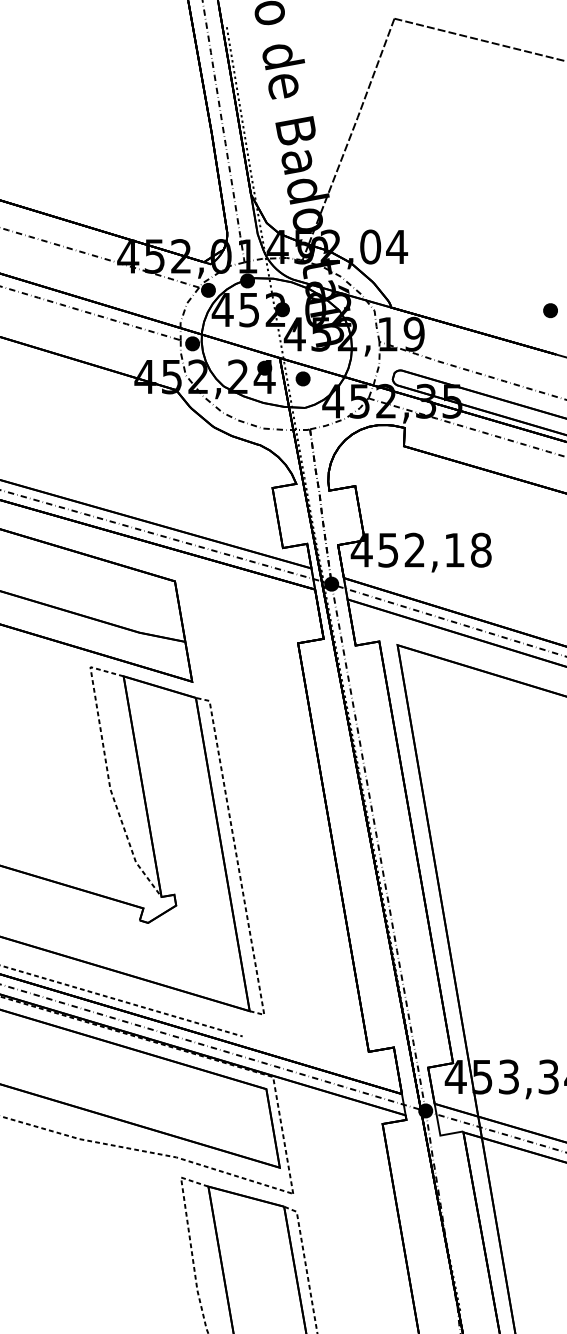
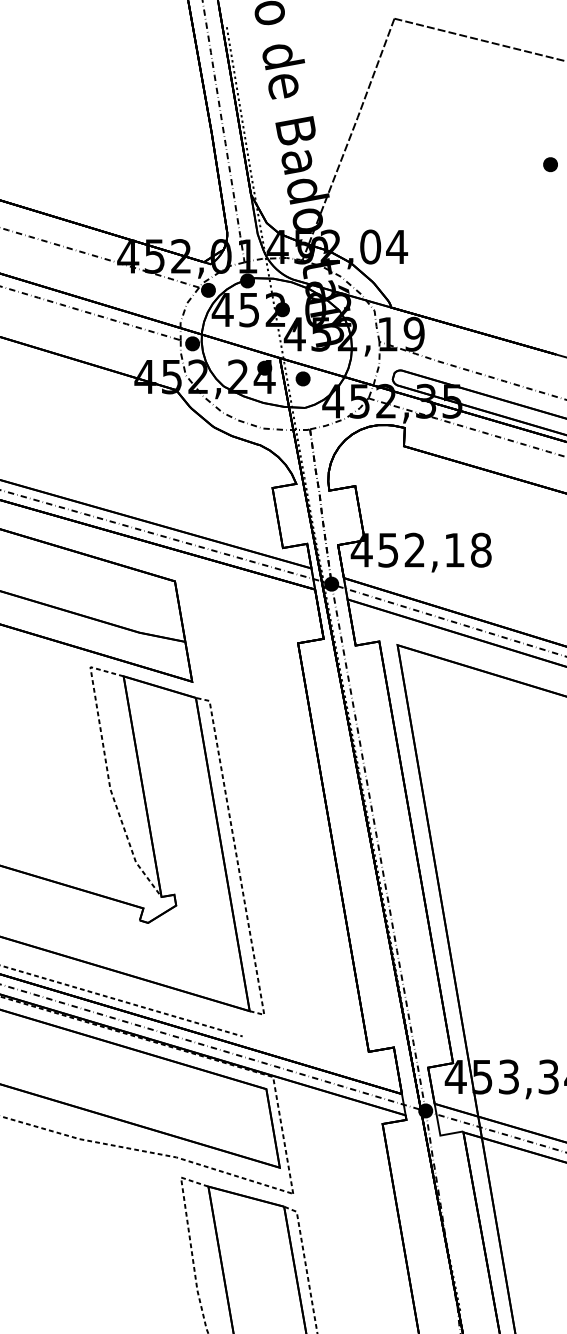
part position: (550, 310) -> (550, 164) (550, 164)
